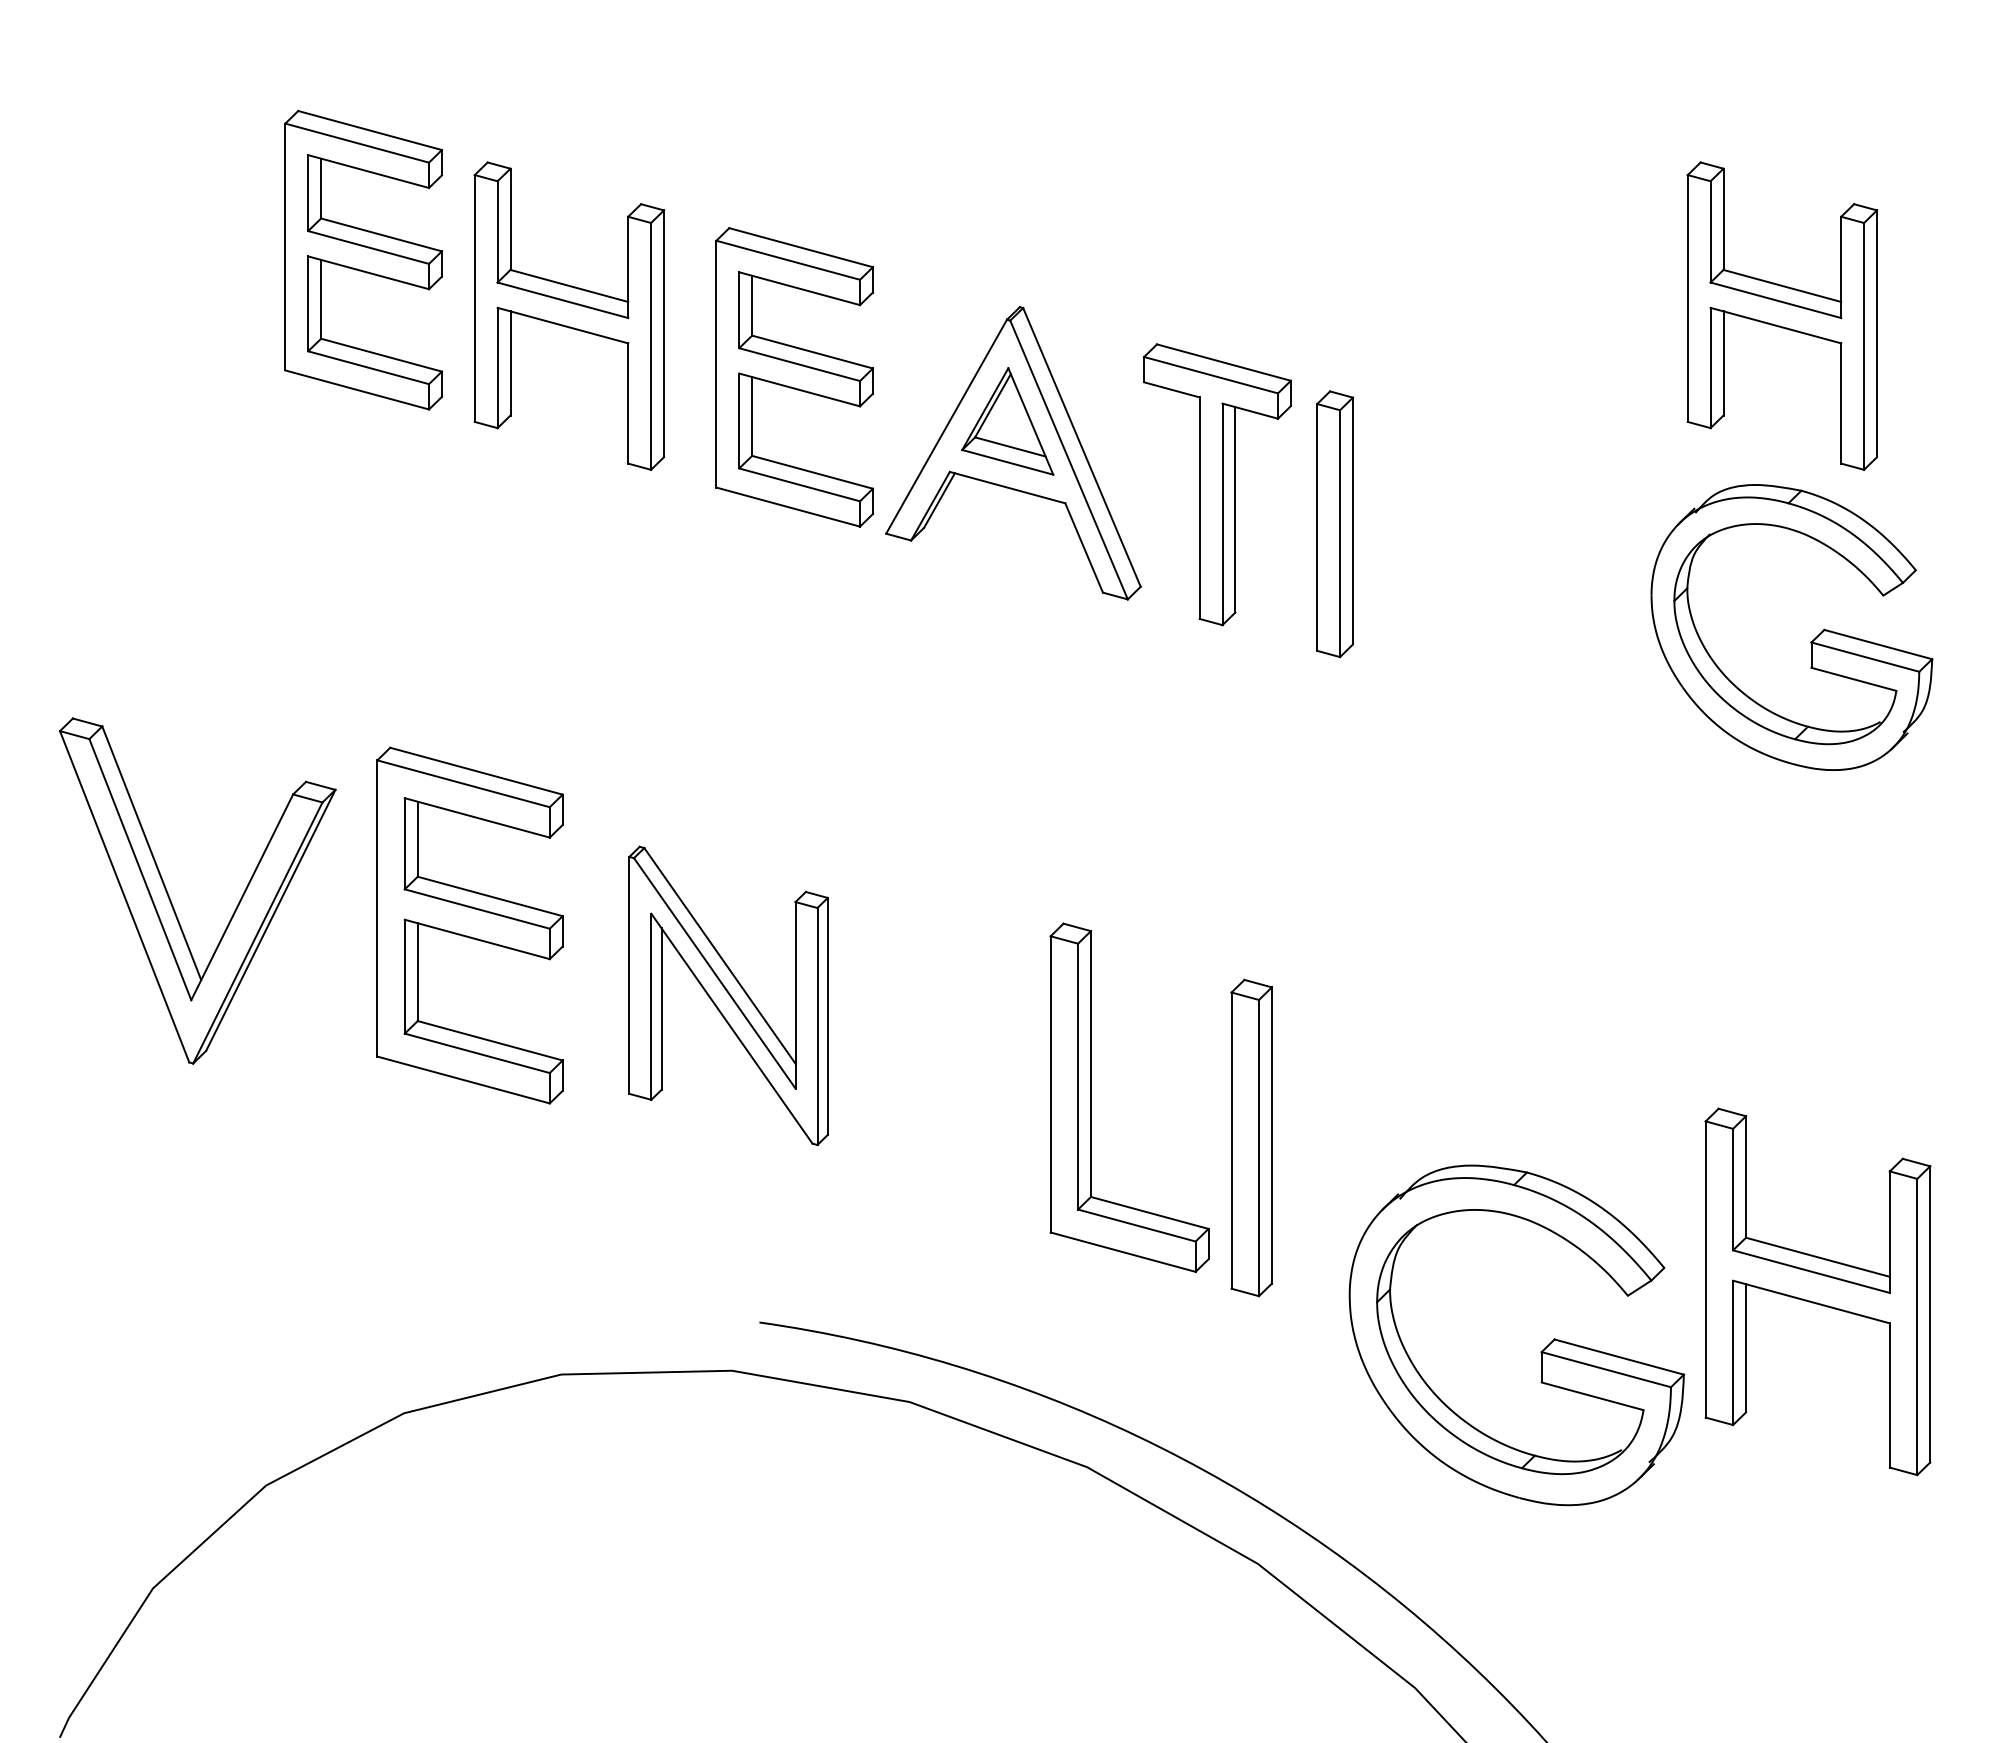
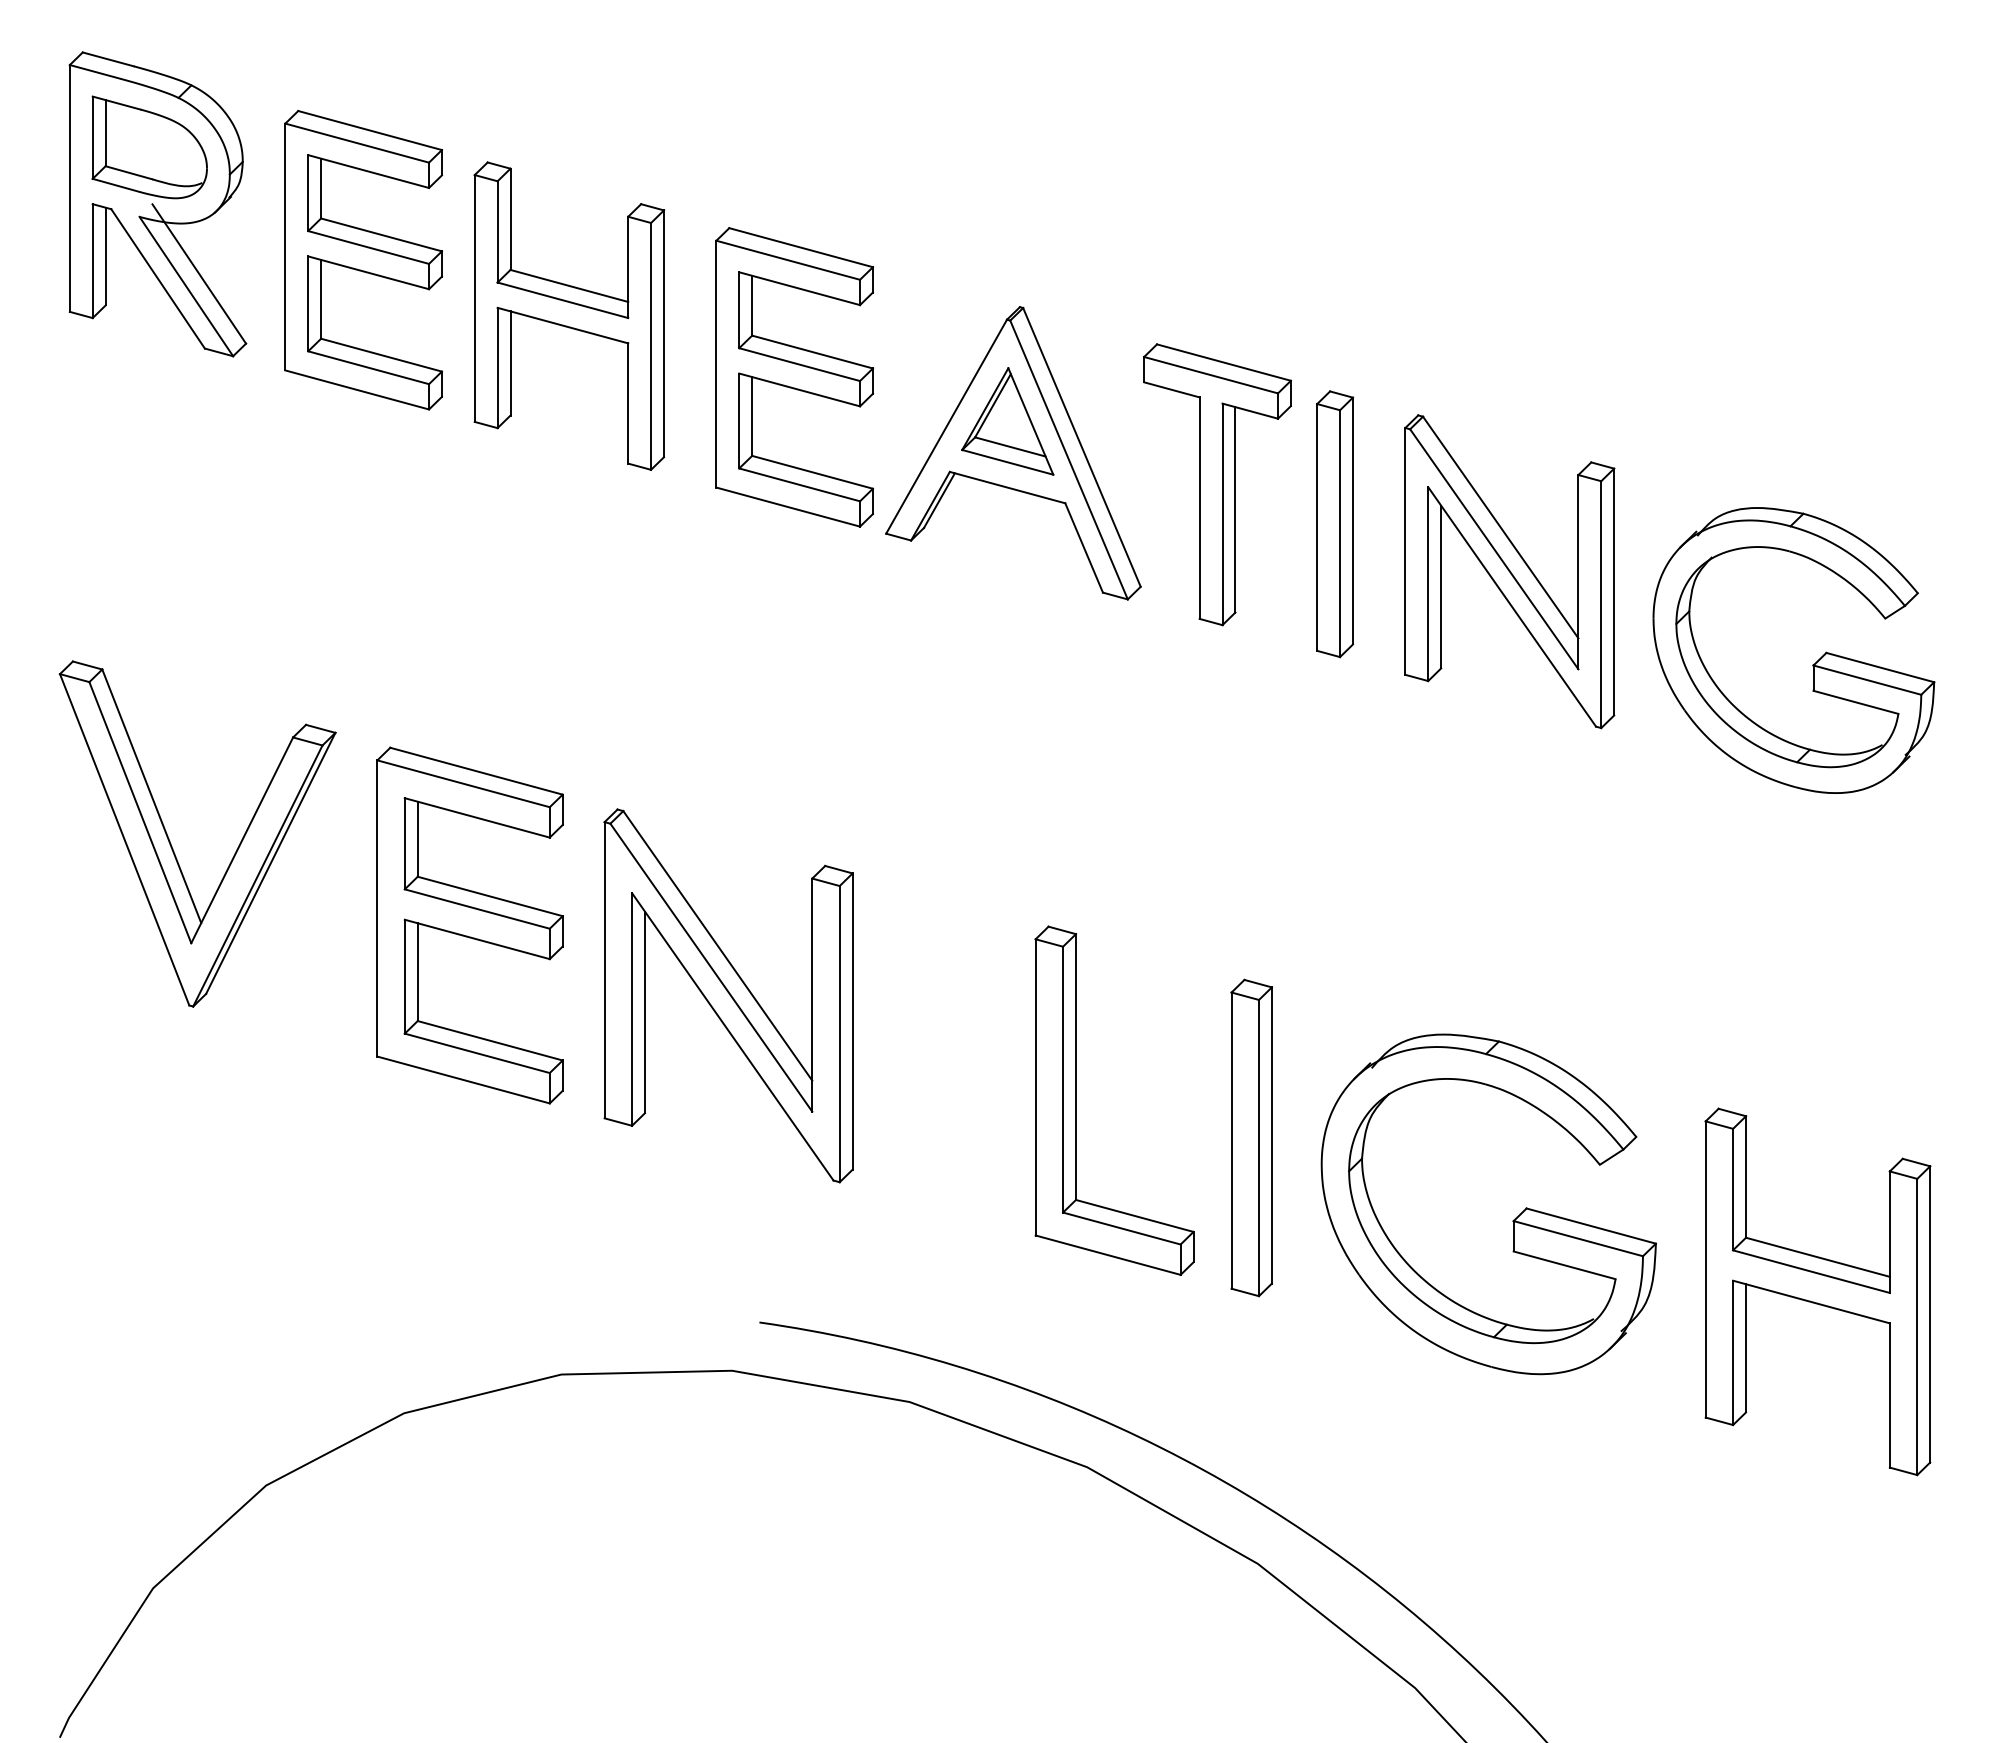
part: none -> present (157, 204)
part: present -> none (1782, 315)
part: none -> present (1509, 571)
part position: (1810, 641) -> (1812, 664) (1812, 664)
part position: (171, 900) -> (171, 843) (171, 843)
part size: 201x302 px -> 251x376 px (728, 995)
part position: (1091, 1097) -> (1076, 1100) (1076, 1100)
part position: (1540, 1351) -> (1512, 1220) (1512, 1220)
